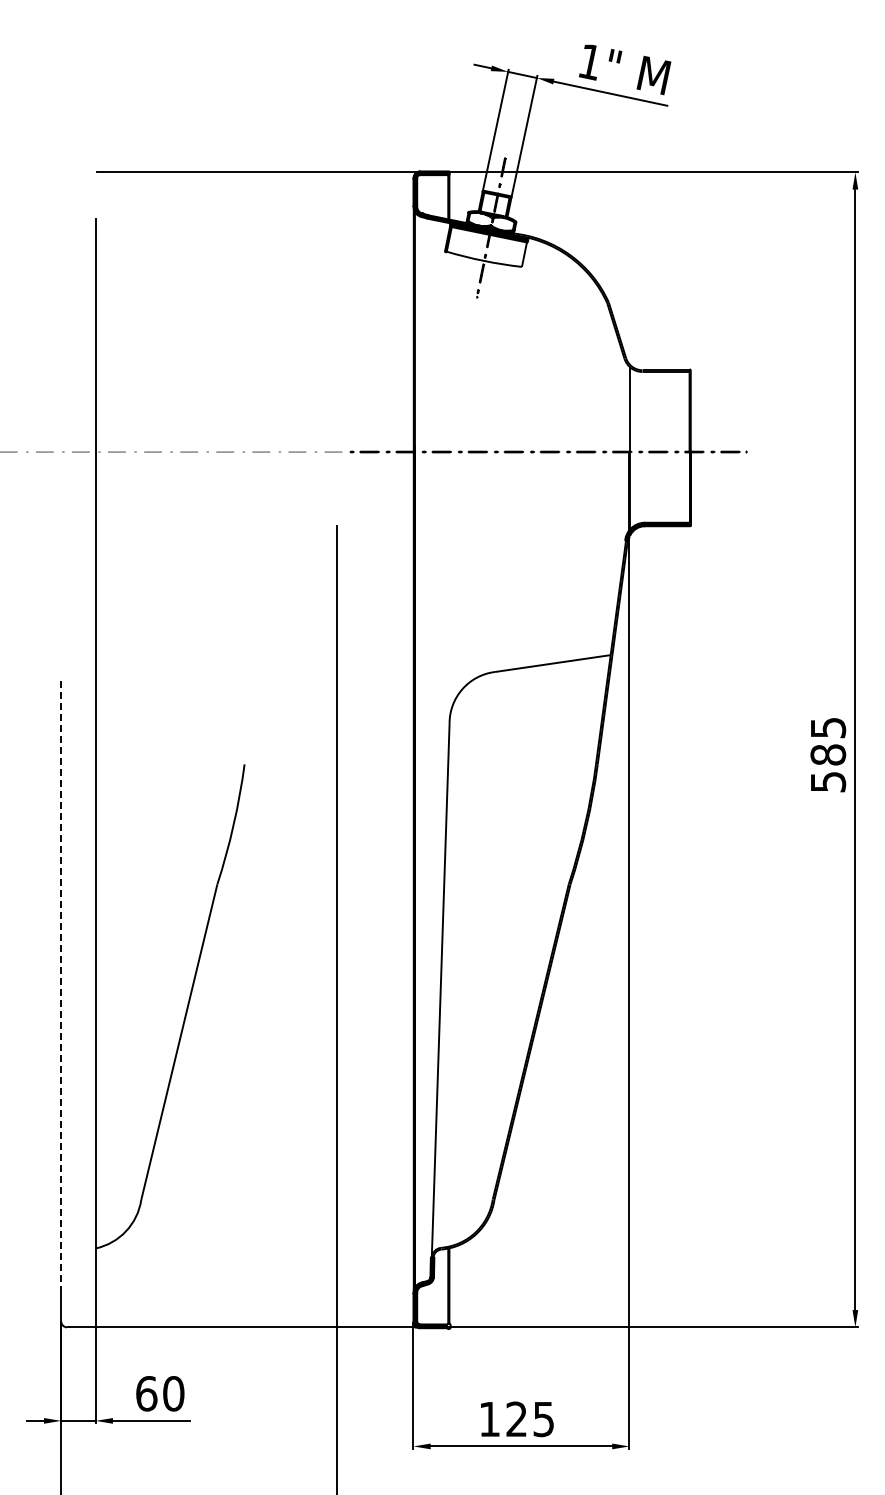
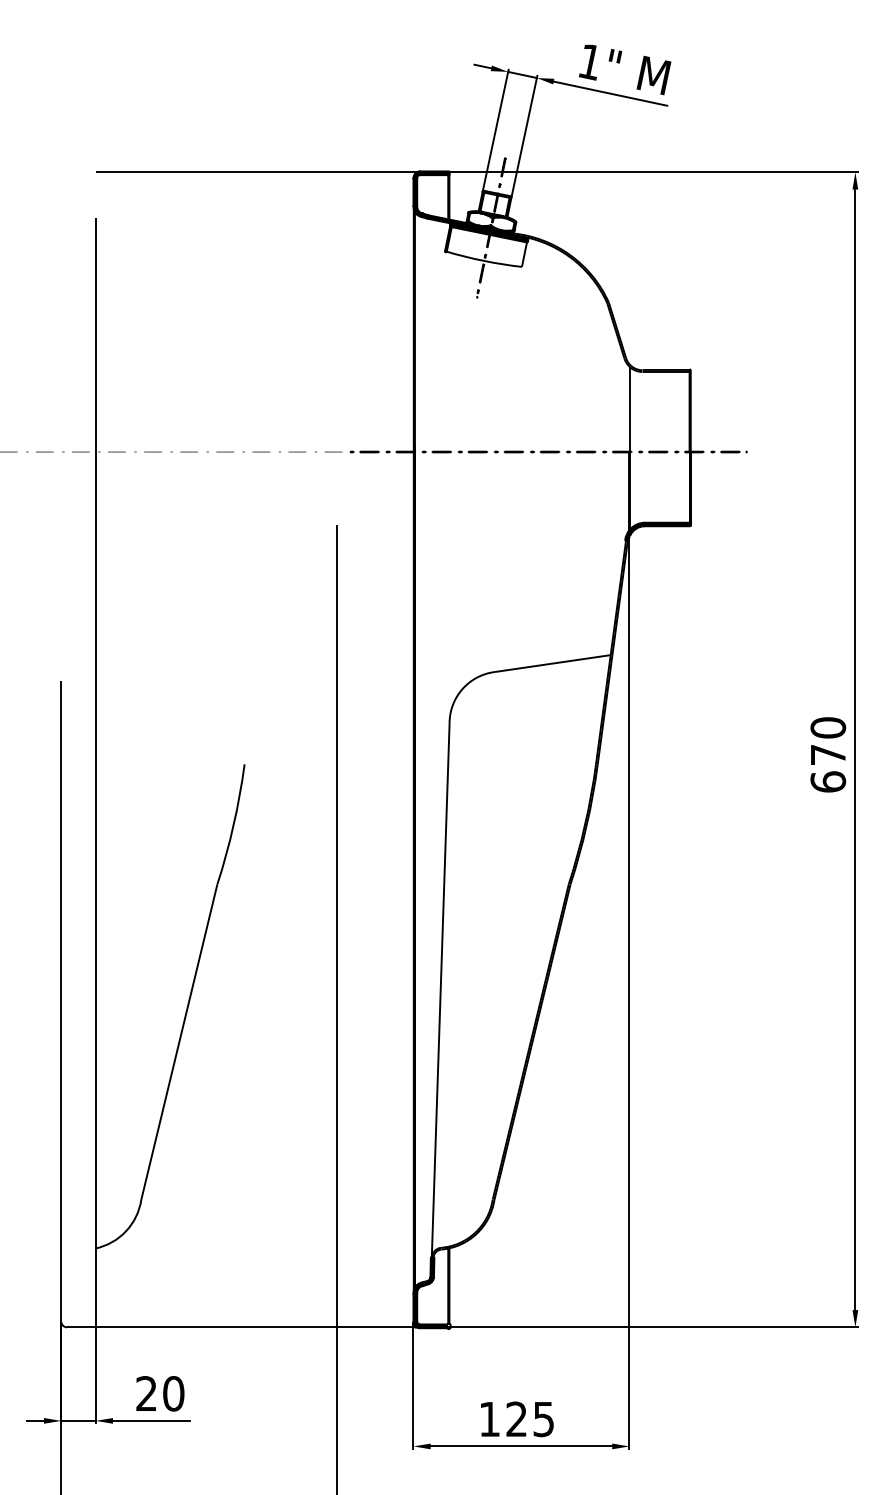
text: 585 -> 670 (828, 754)
line: dashed -> solid (61, 986)
text: 60 -> 20 (146, 1393)
